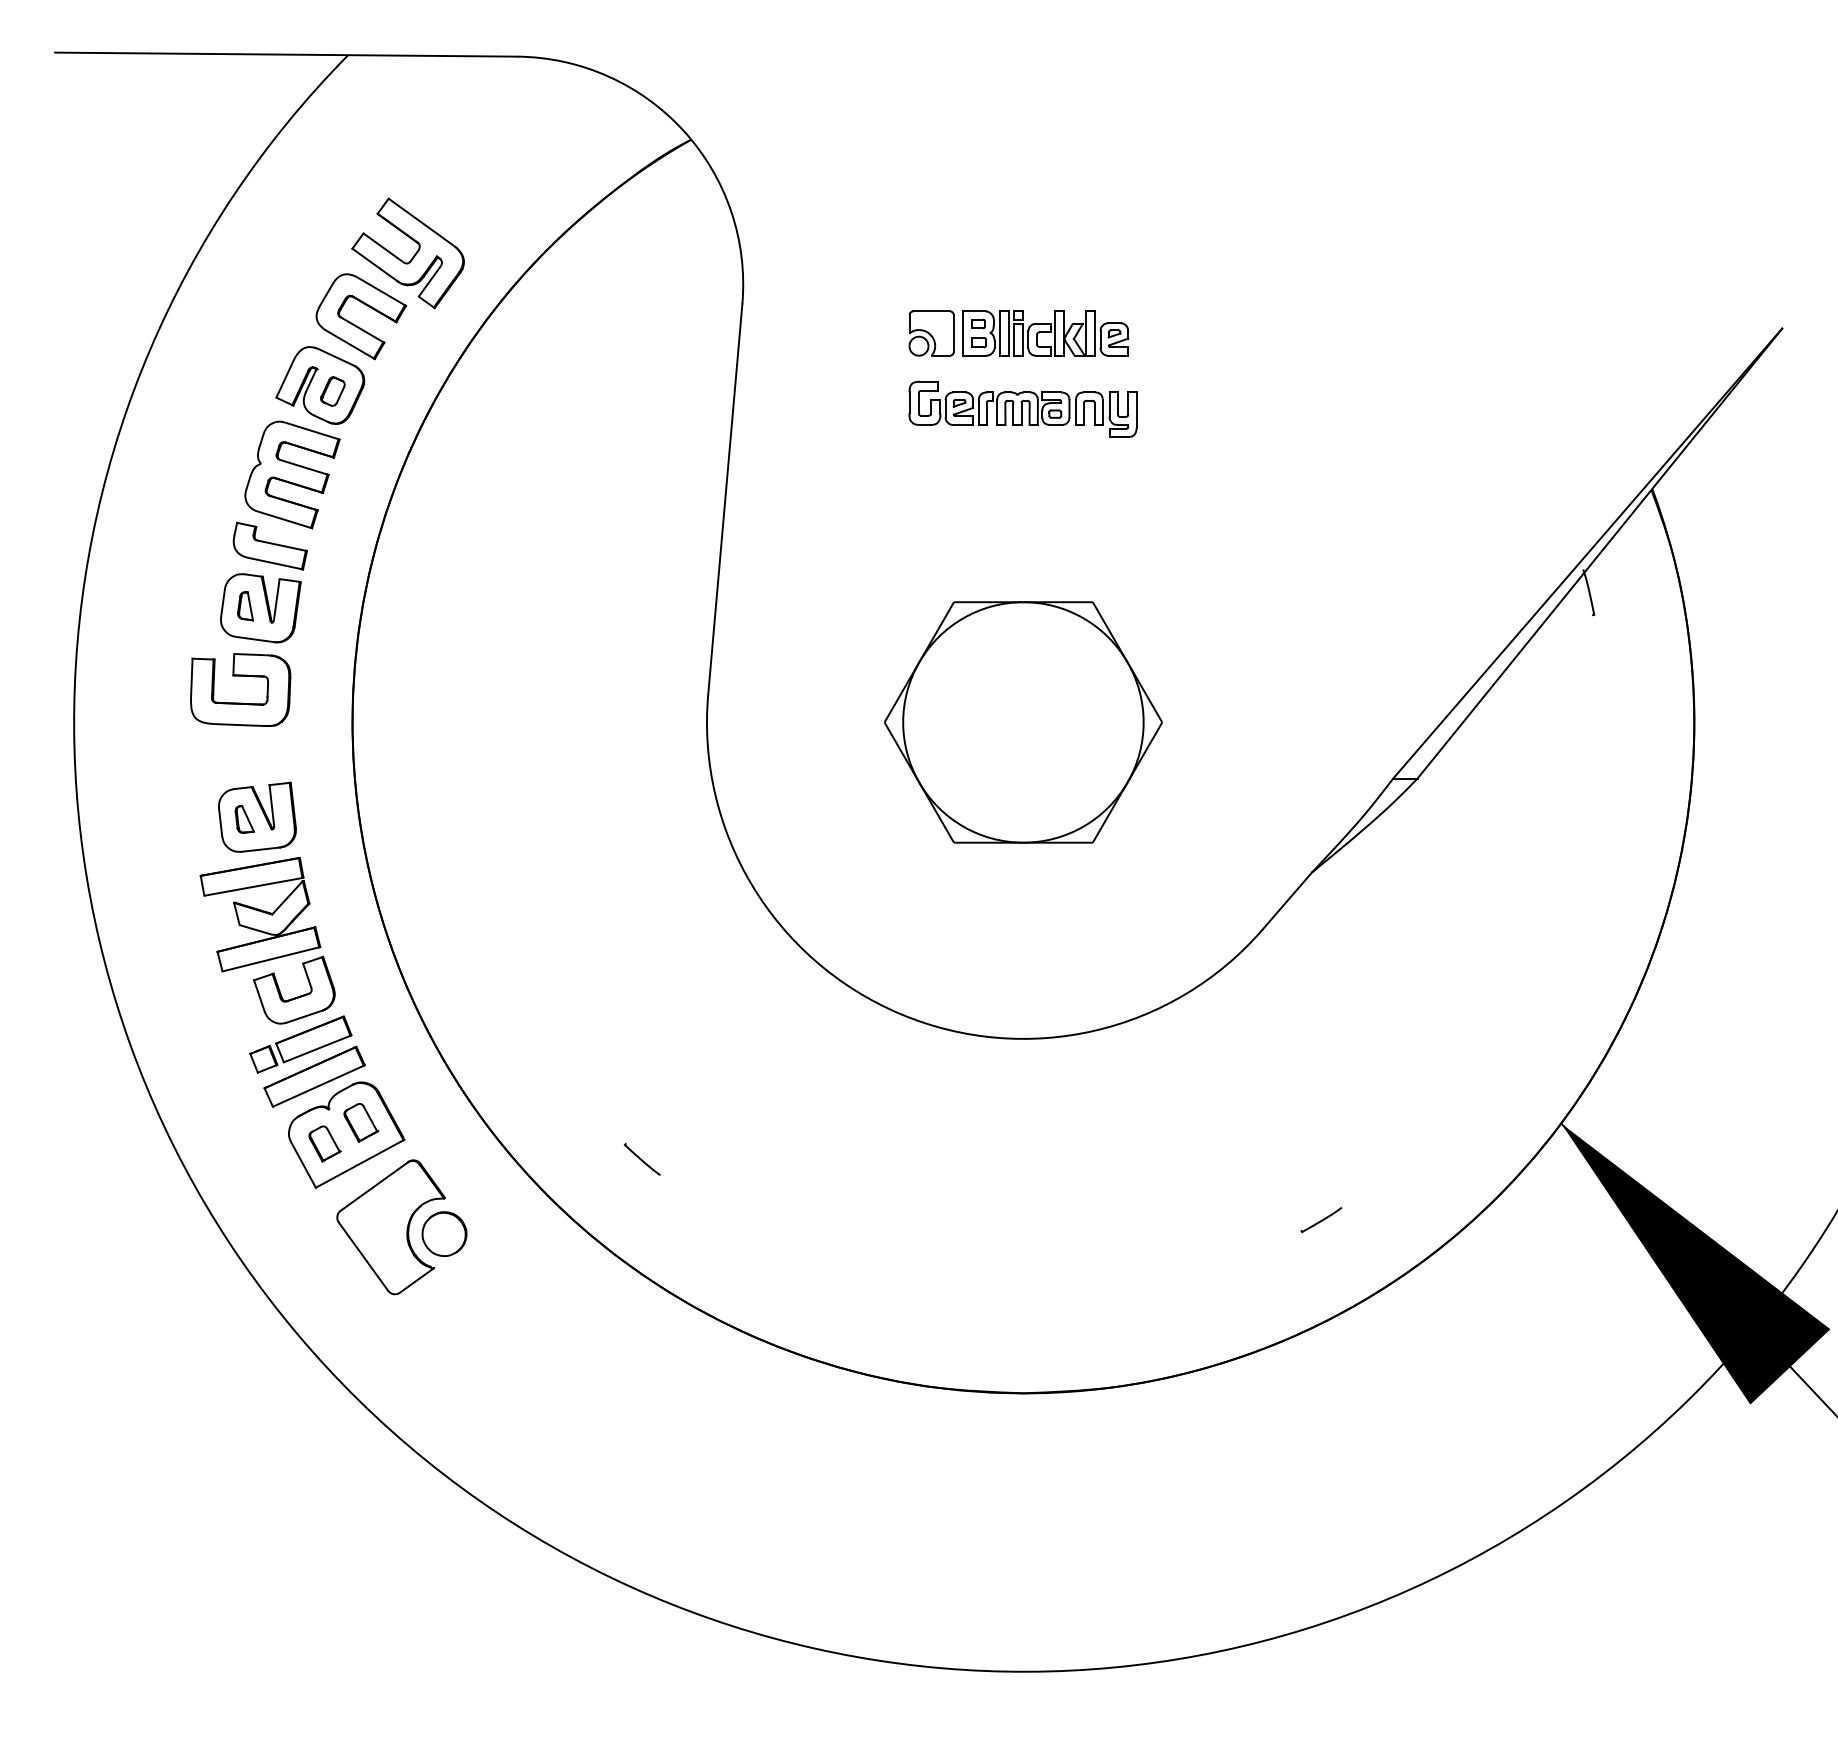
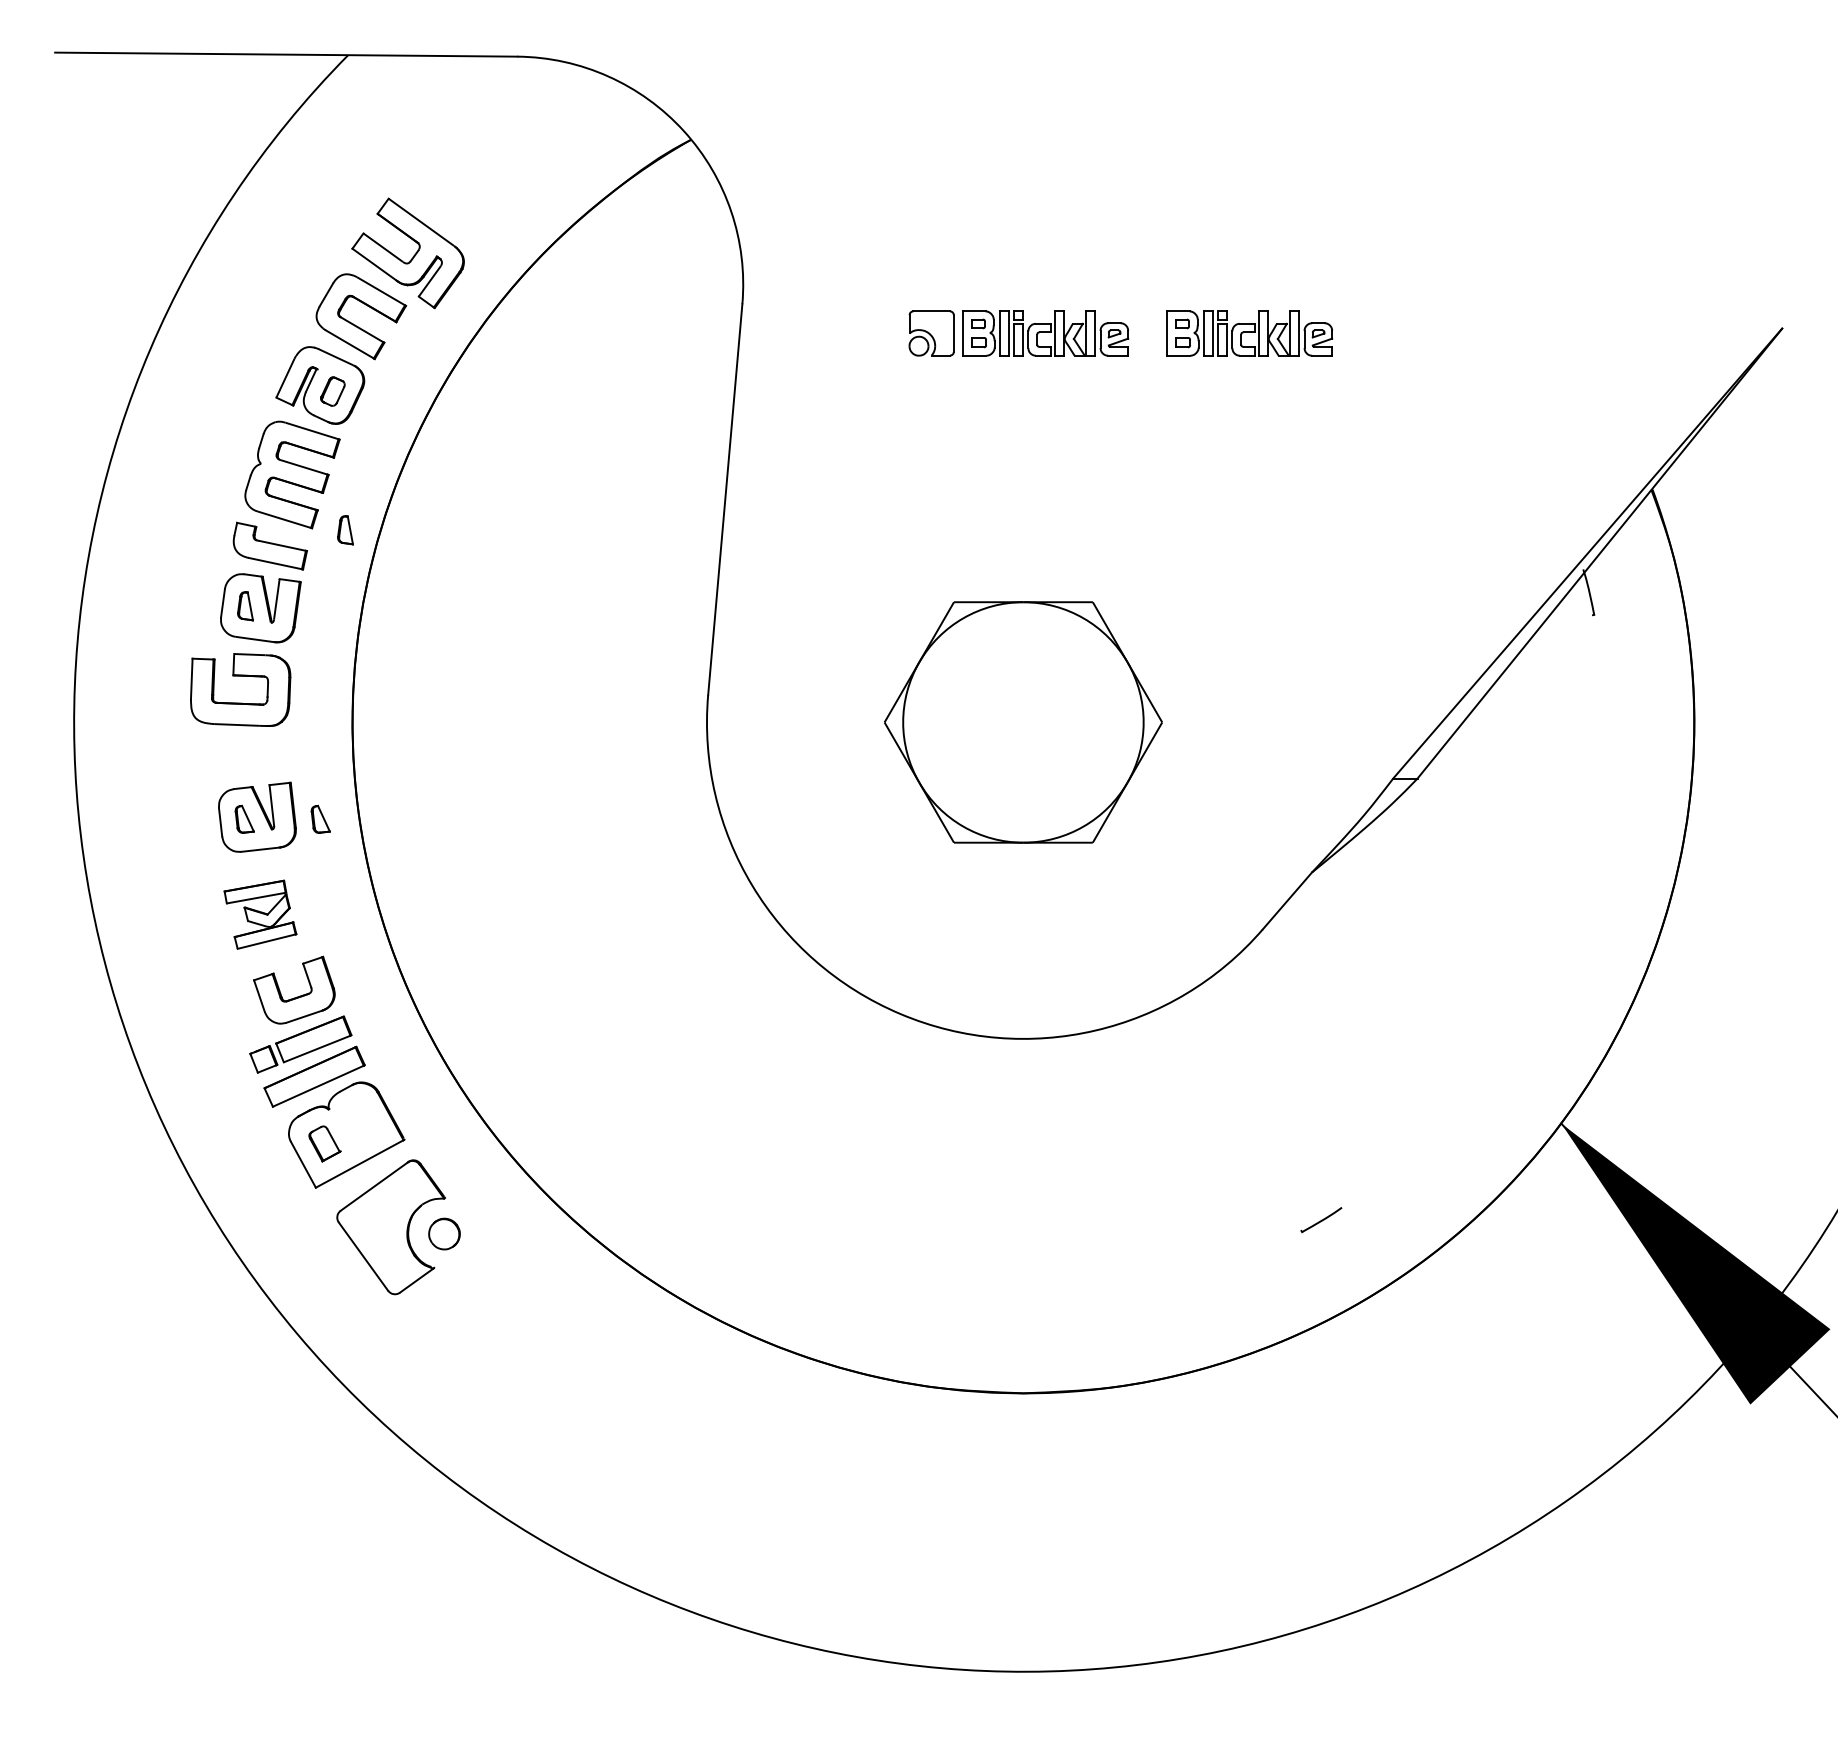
part: none -> present (1249, 333)
part: present -> none (1022, 408)
part: none -> present (345, 530)
part: none -> present (320, 818)
part size: 123x116 px -> 75x71 px (260, 914)
part: present -> none (361, 1122)
part: present -> none (641, 1159)
part size: 47x46 px -> 33x34 px (444, 1233)
